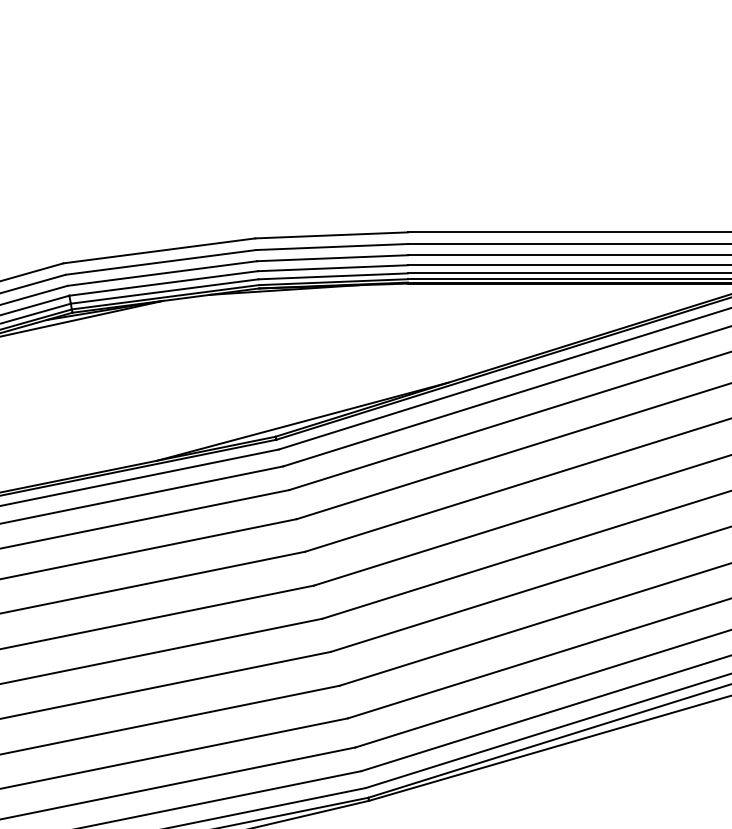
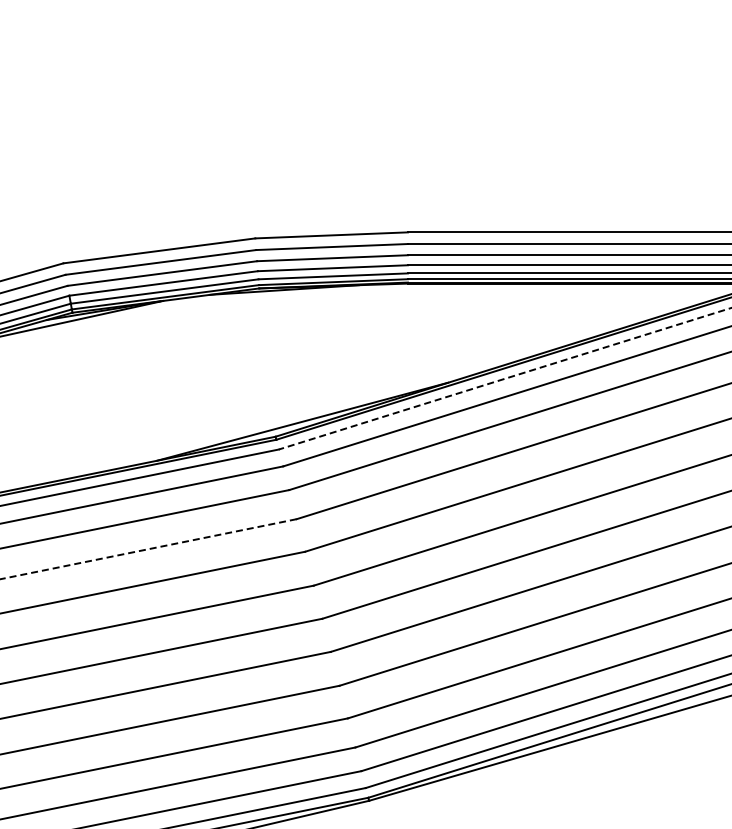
line: solid -> dashed (504, 378)
line: solid -> dashed (147, 549)
